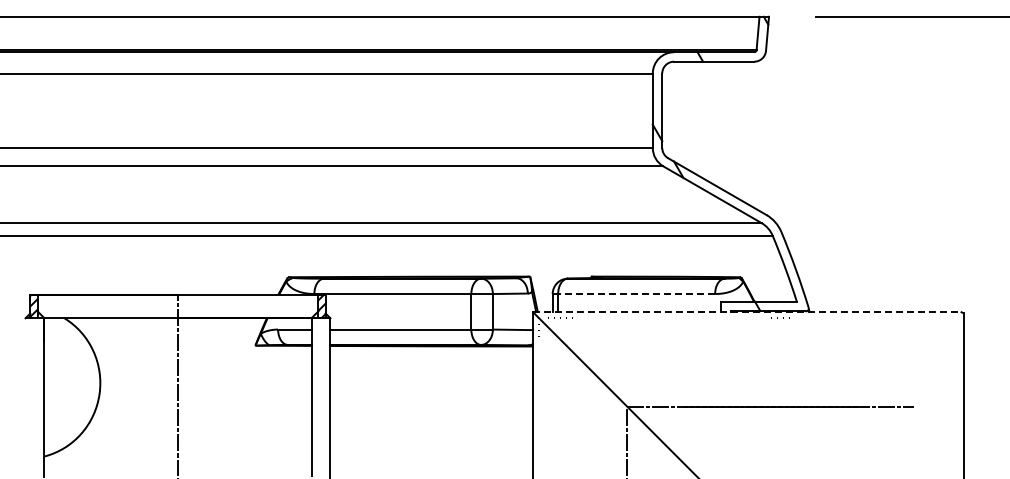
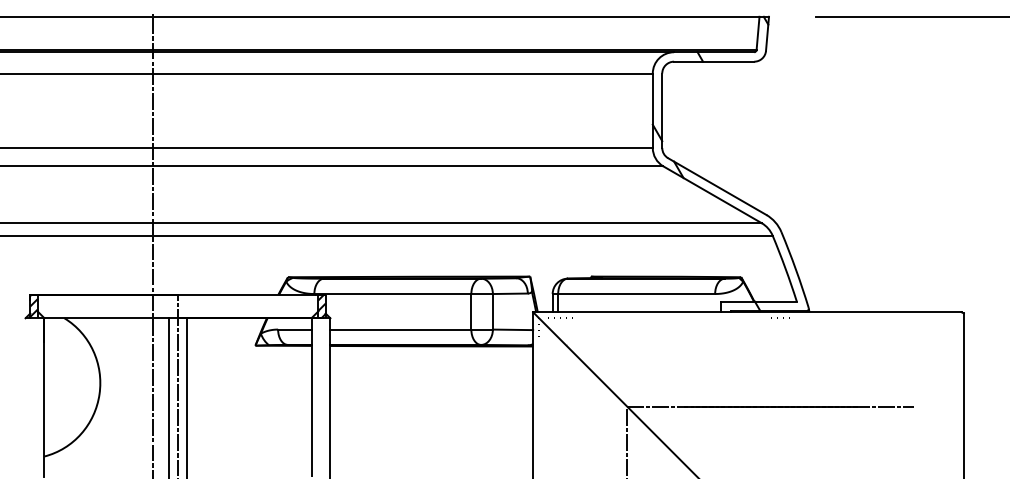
line: none -> present (152, 244)
line: dashed -> solid (636, 294)
line: dashed -> solid (747, 312)
line: none -> present (168, 396)
line: none -> present (187, 396)
